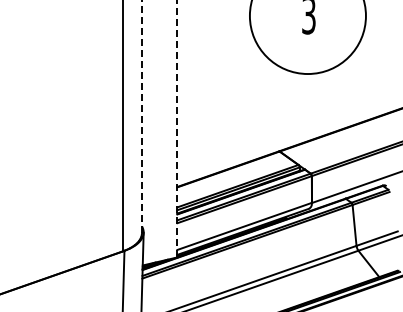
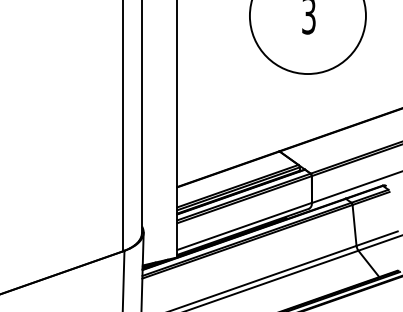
line: dashed -> solid (142, 116)
line: dashed -> solid (177, 128)
